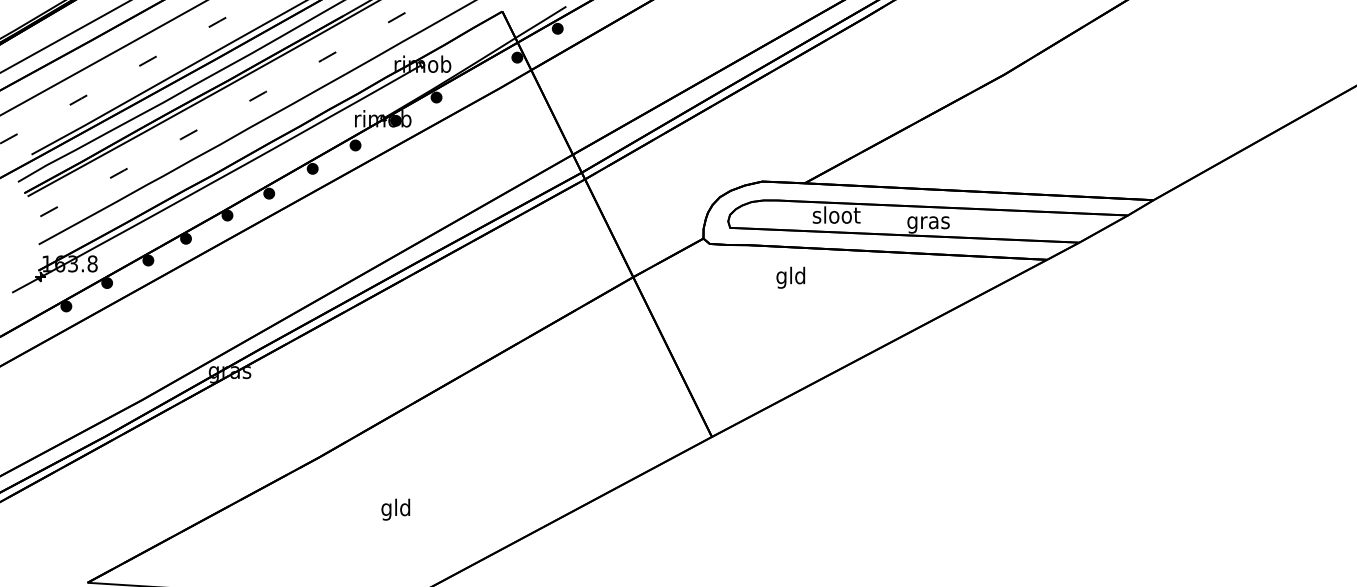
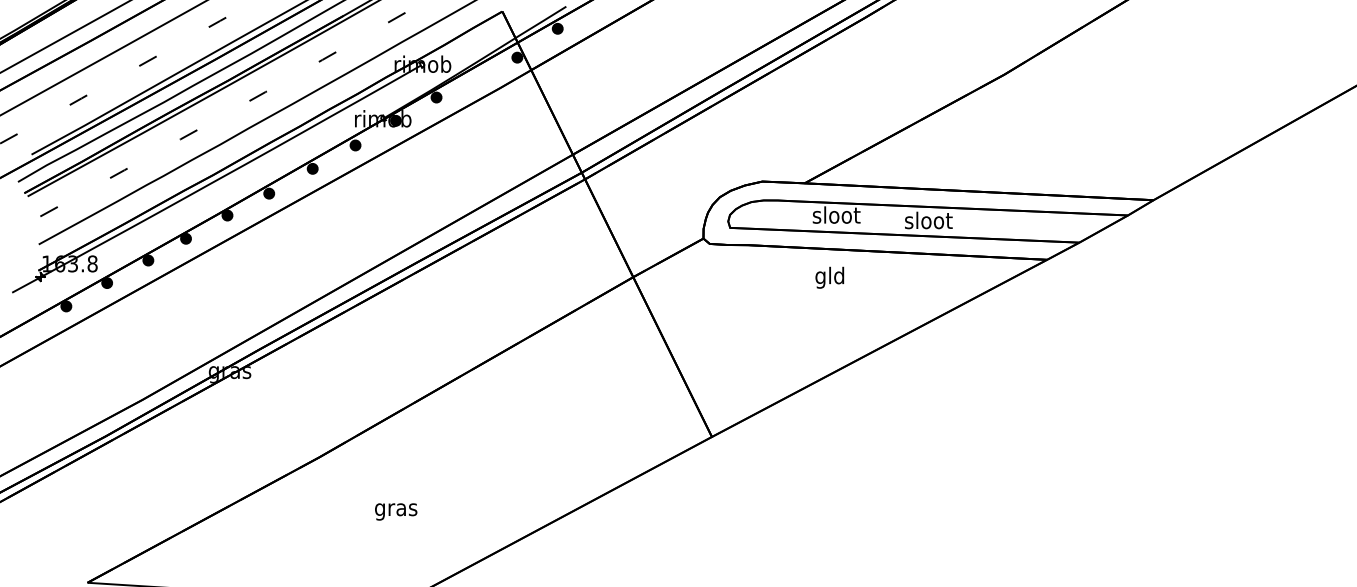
text: gras -> sloot (928, 222)
text position: (790, 277) -> (829, 277) (829, 277)
text: gld -> gras (396, 509)
